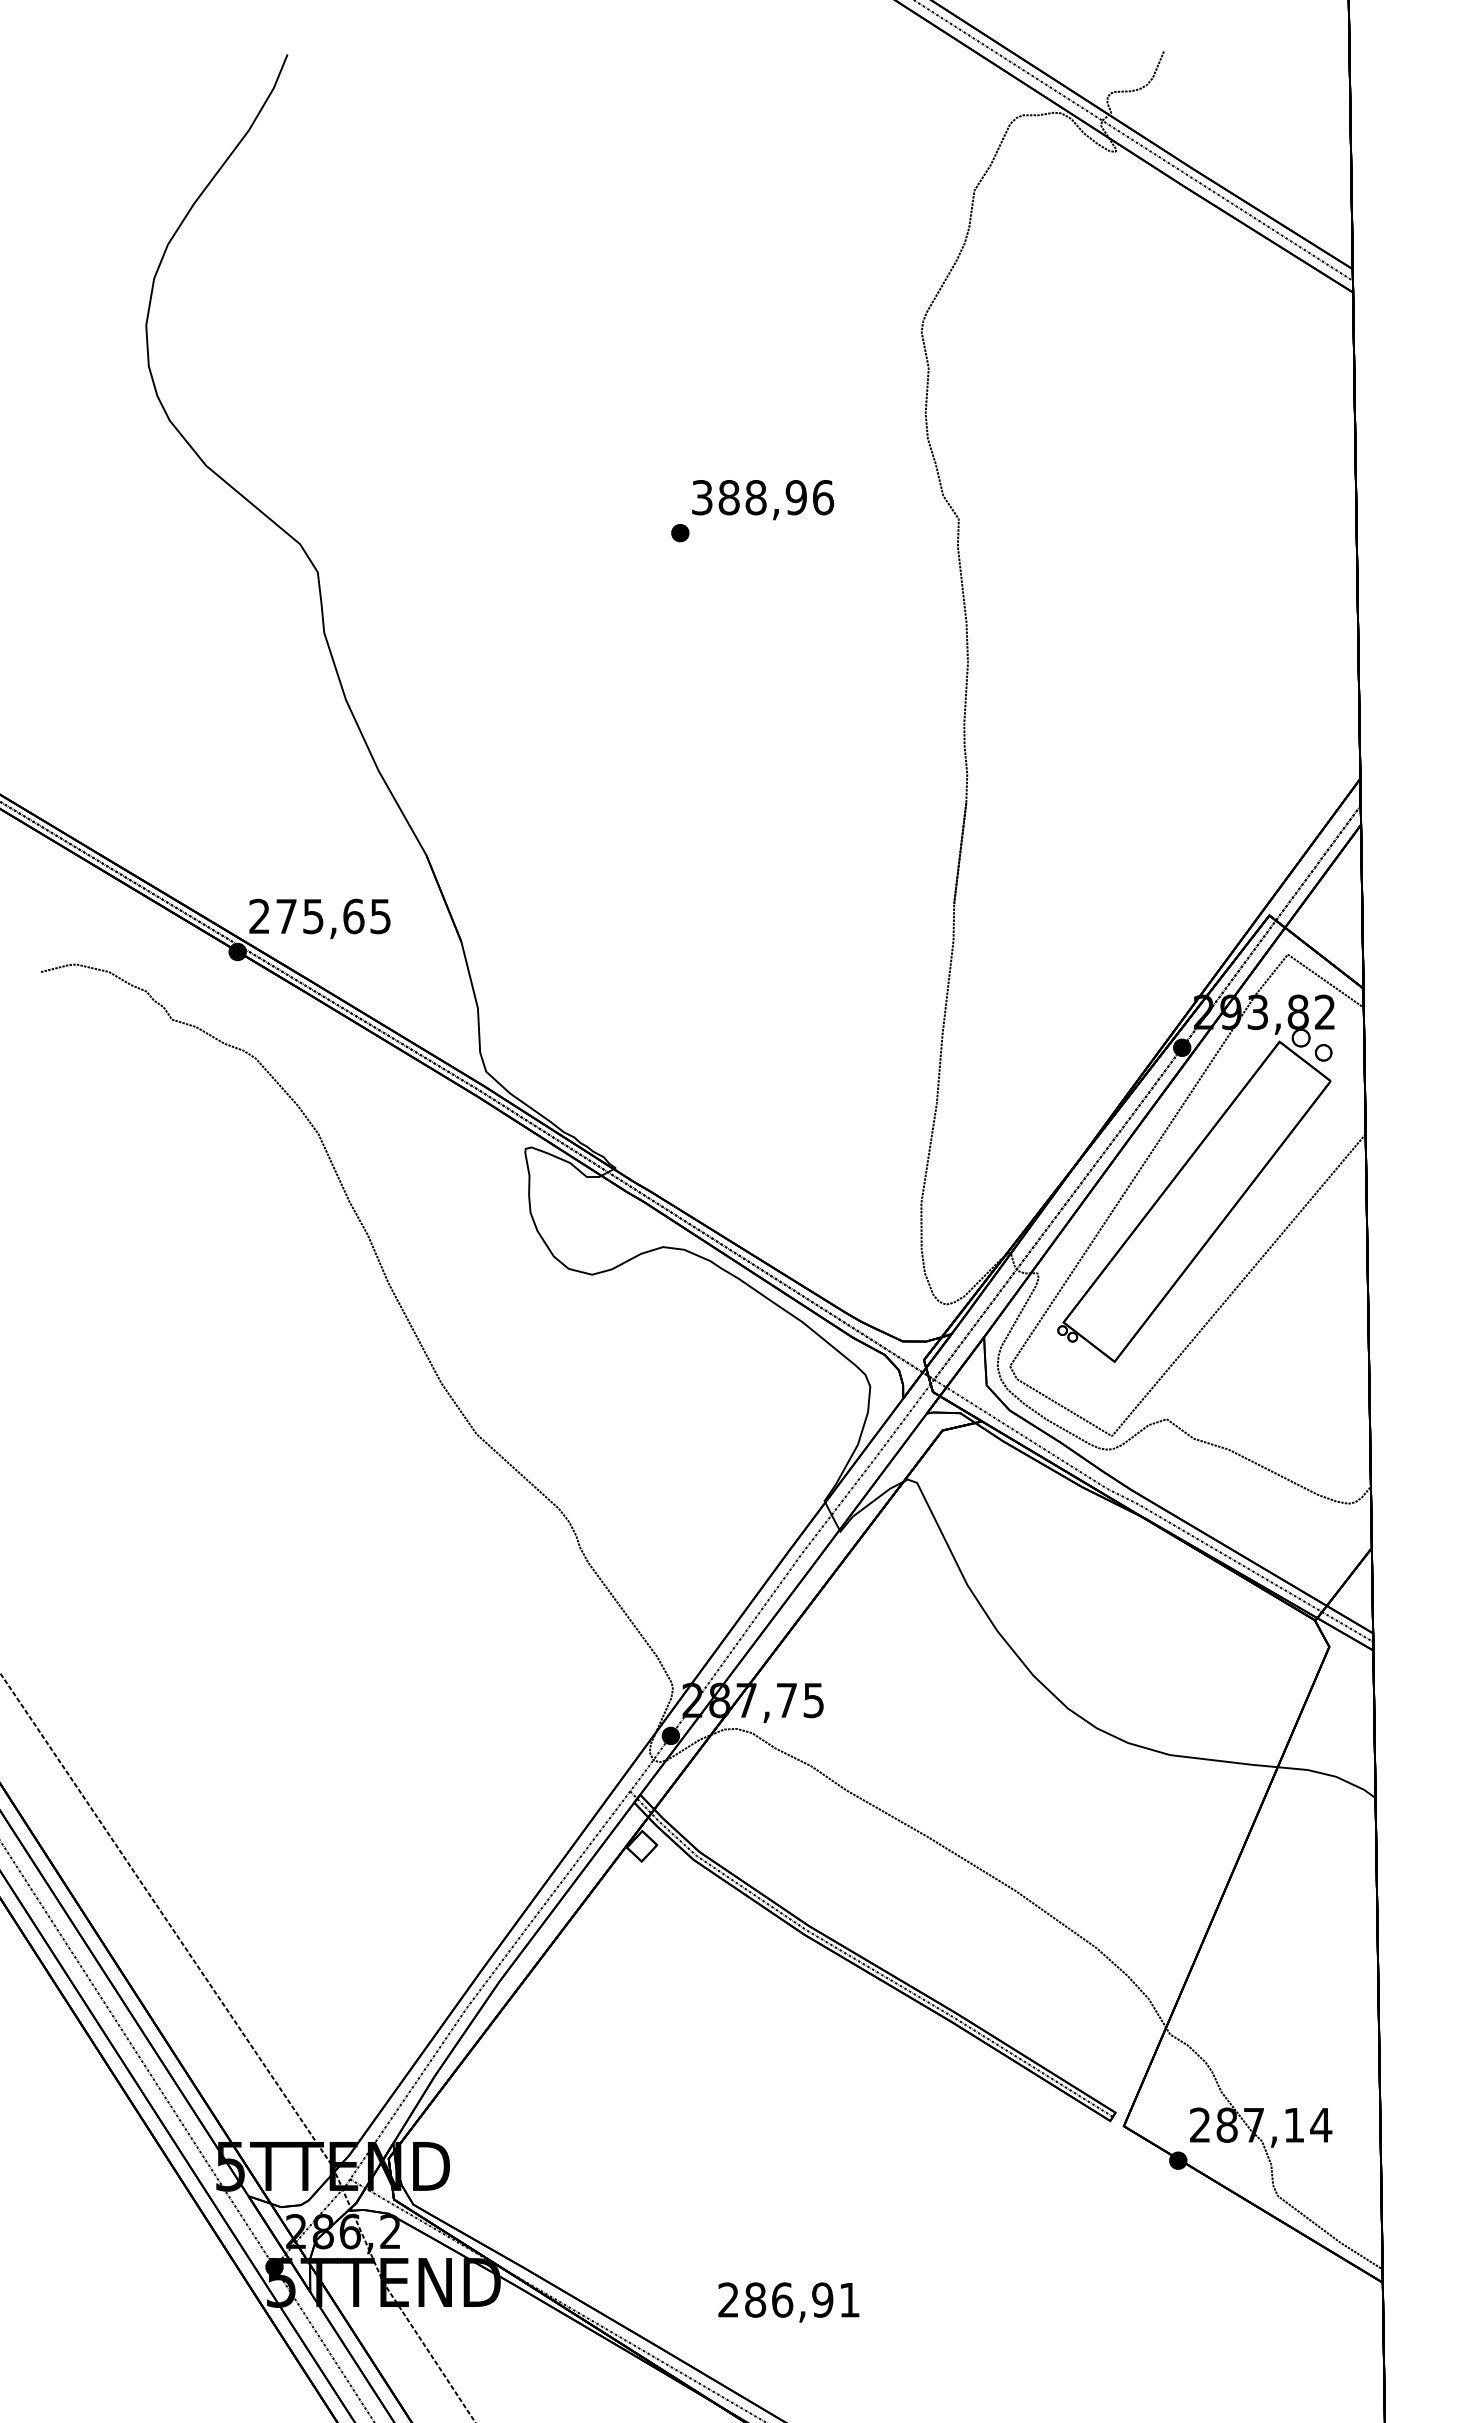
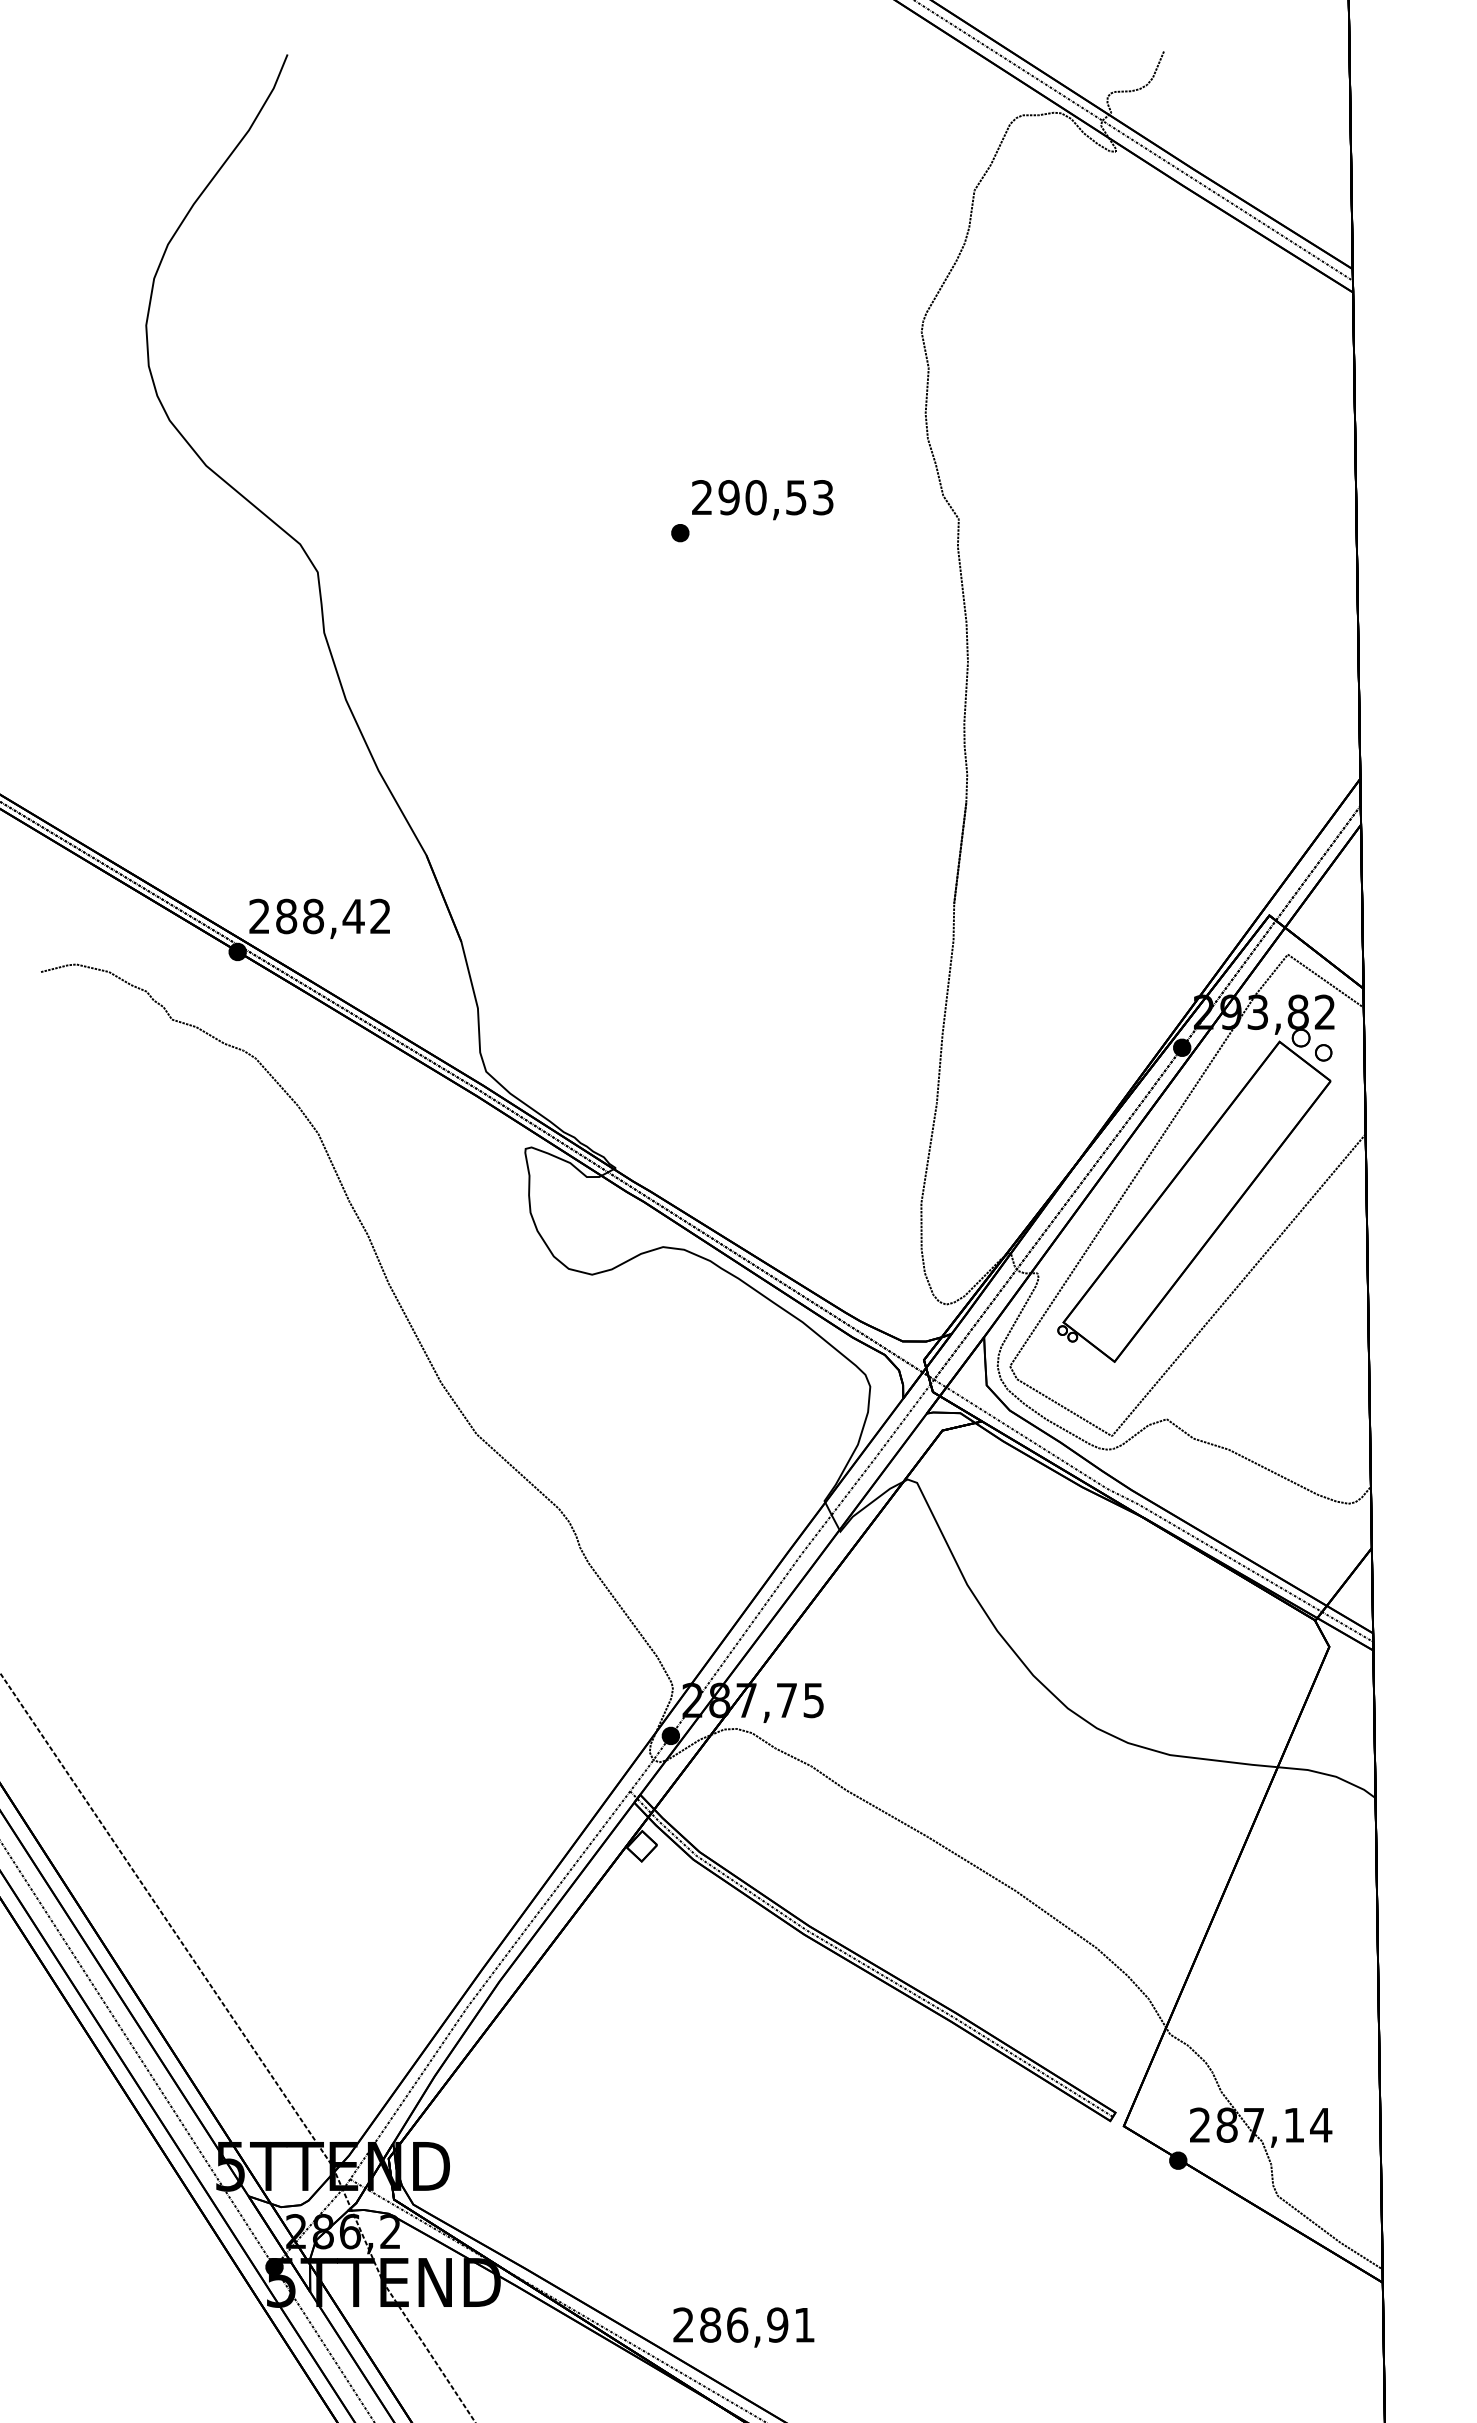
text: 388,96 -> 290,53 (763, 497)
text: 275,65 -> 288,42 (333, 916)
text position: (788, 2302) -> (743, 2327) (743, 2327)
